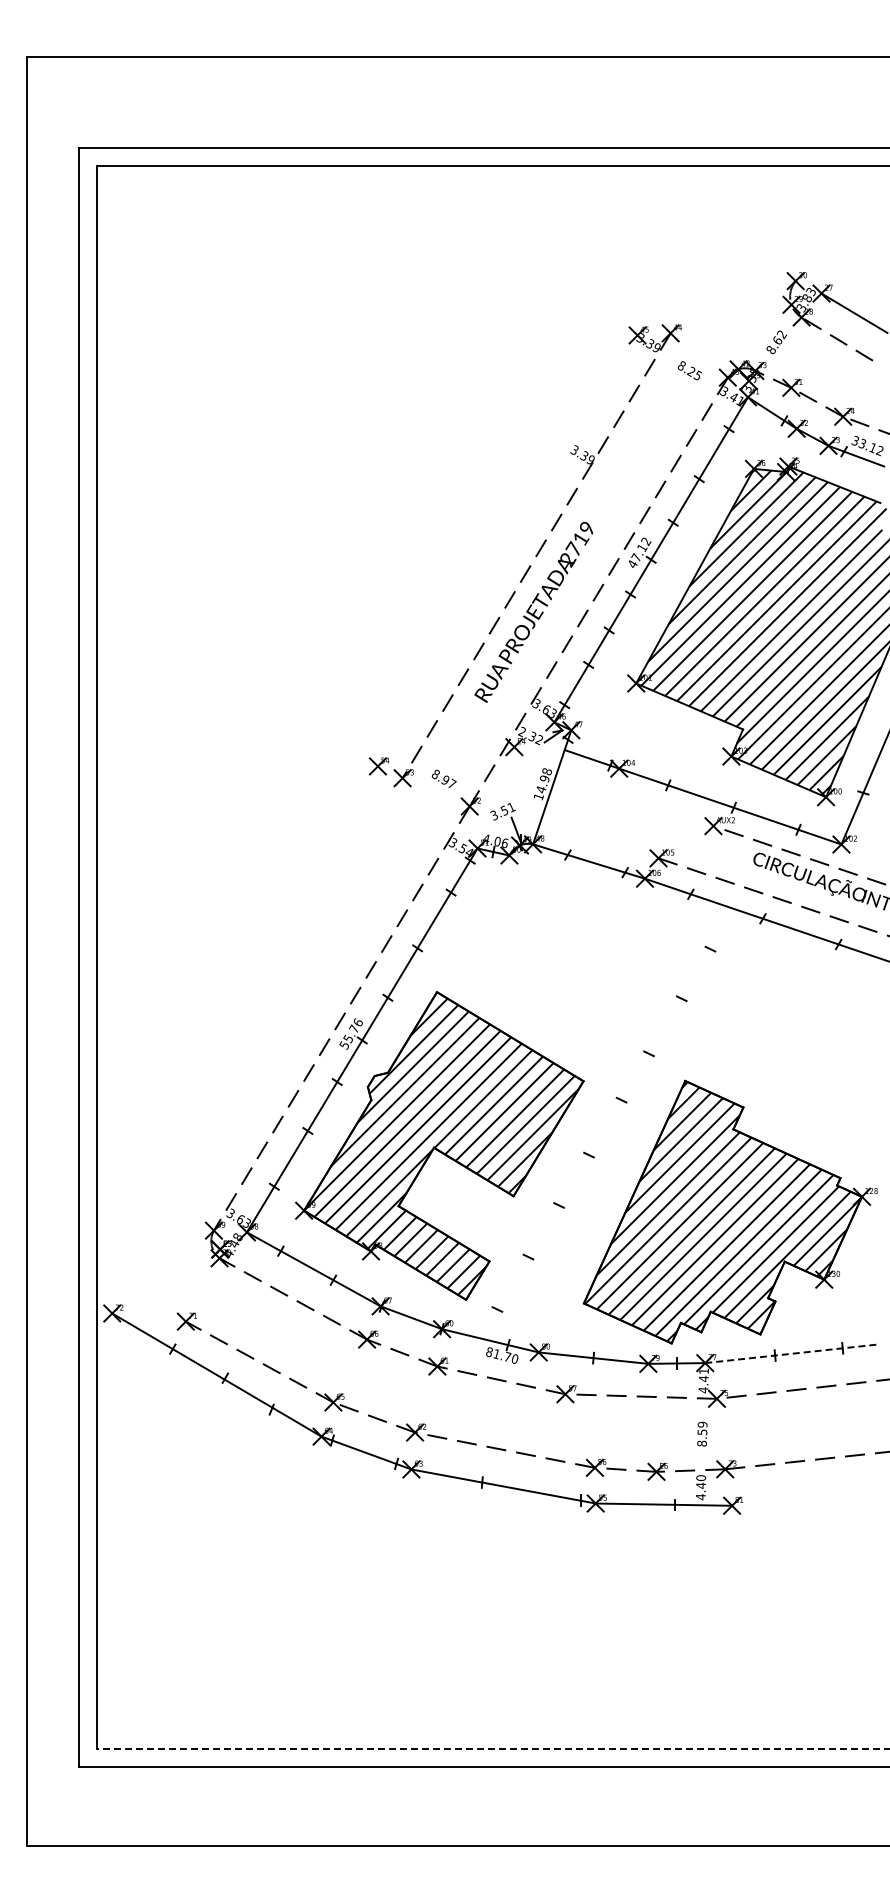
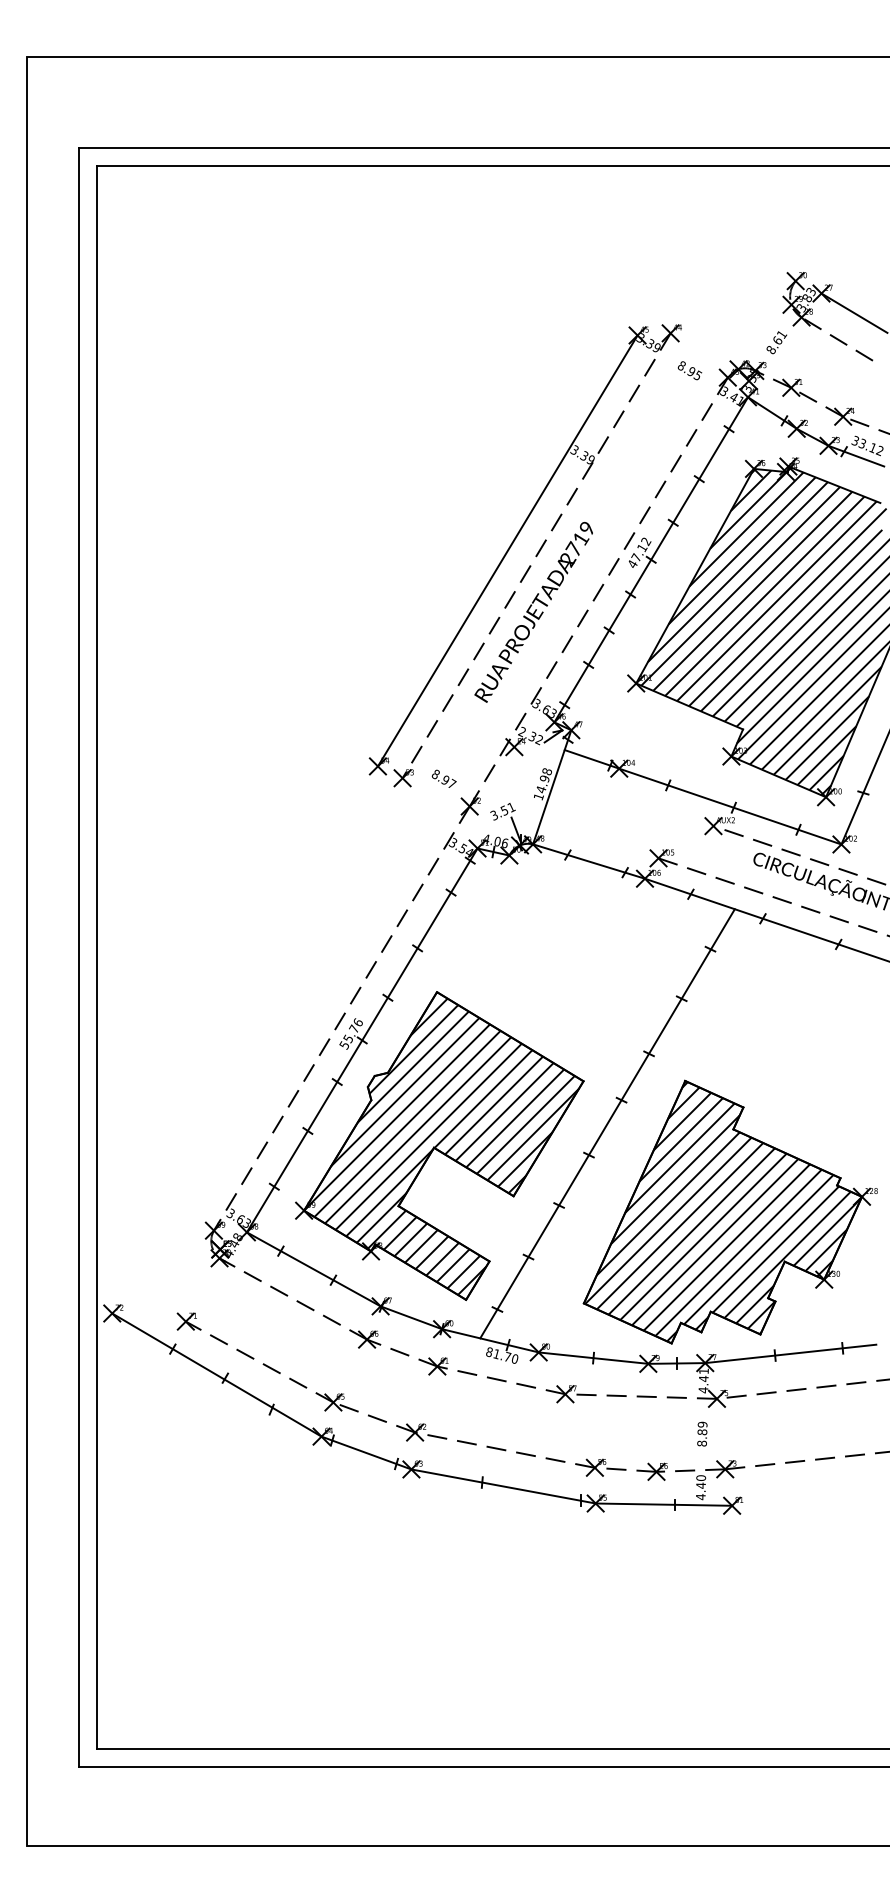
text: 8.62 -> 8.61 (781, 334)
text: 8.25 -> 8.95 (690, 371)
line: none -> present (507, 550)
line: none -> present (607, 1123)
line: dashed -> solid (791, 1353)
text: 8.59 -> 8.89 (702, 1432)
line: dashed -> solid (493, 1749)
